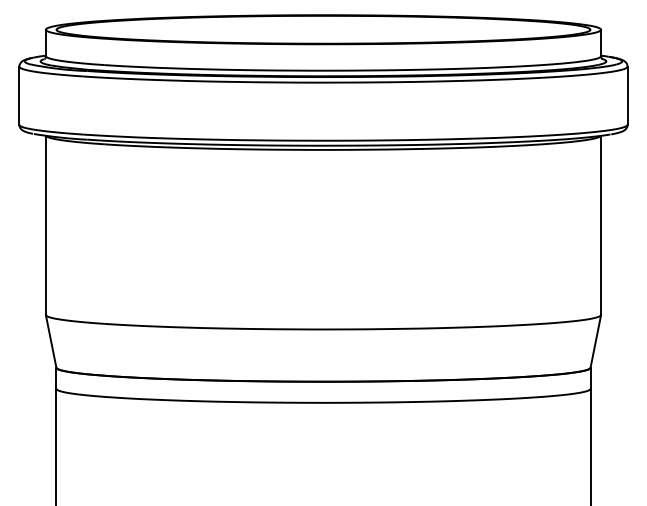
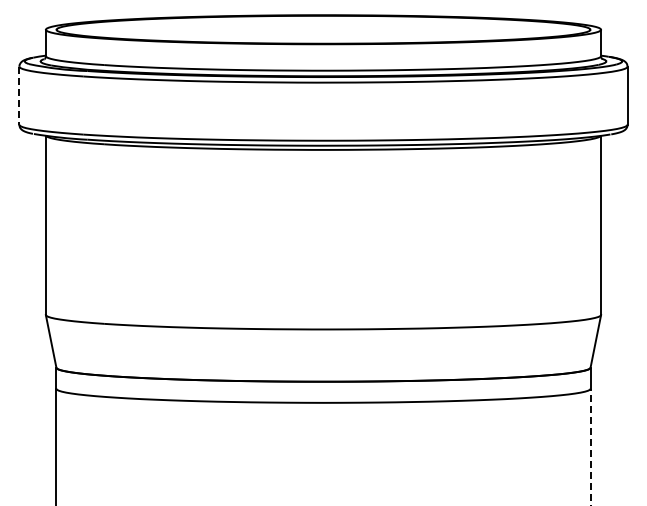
line: solid -> dashed (19, 96)
line: solid -> dashed (590, 446)
